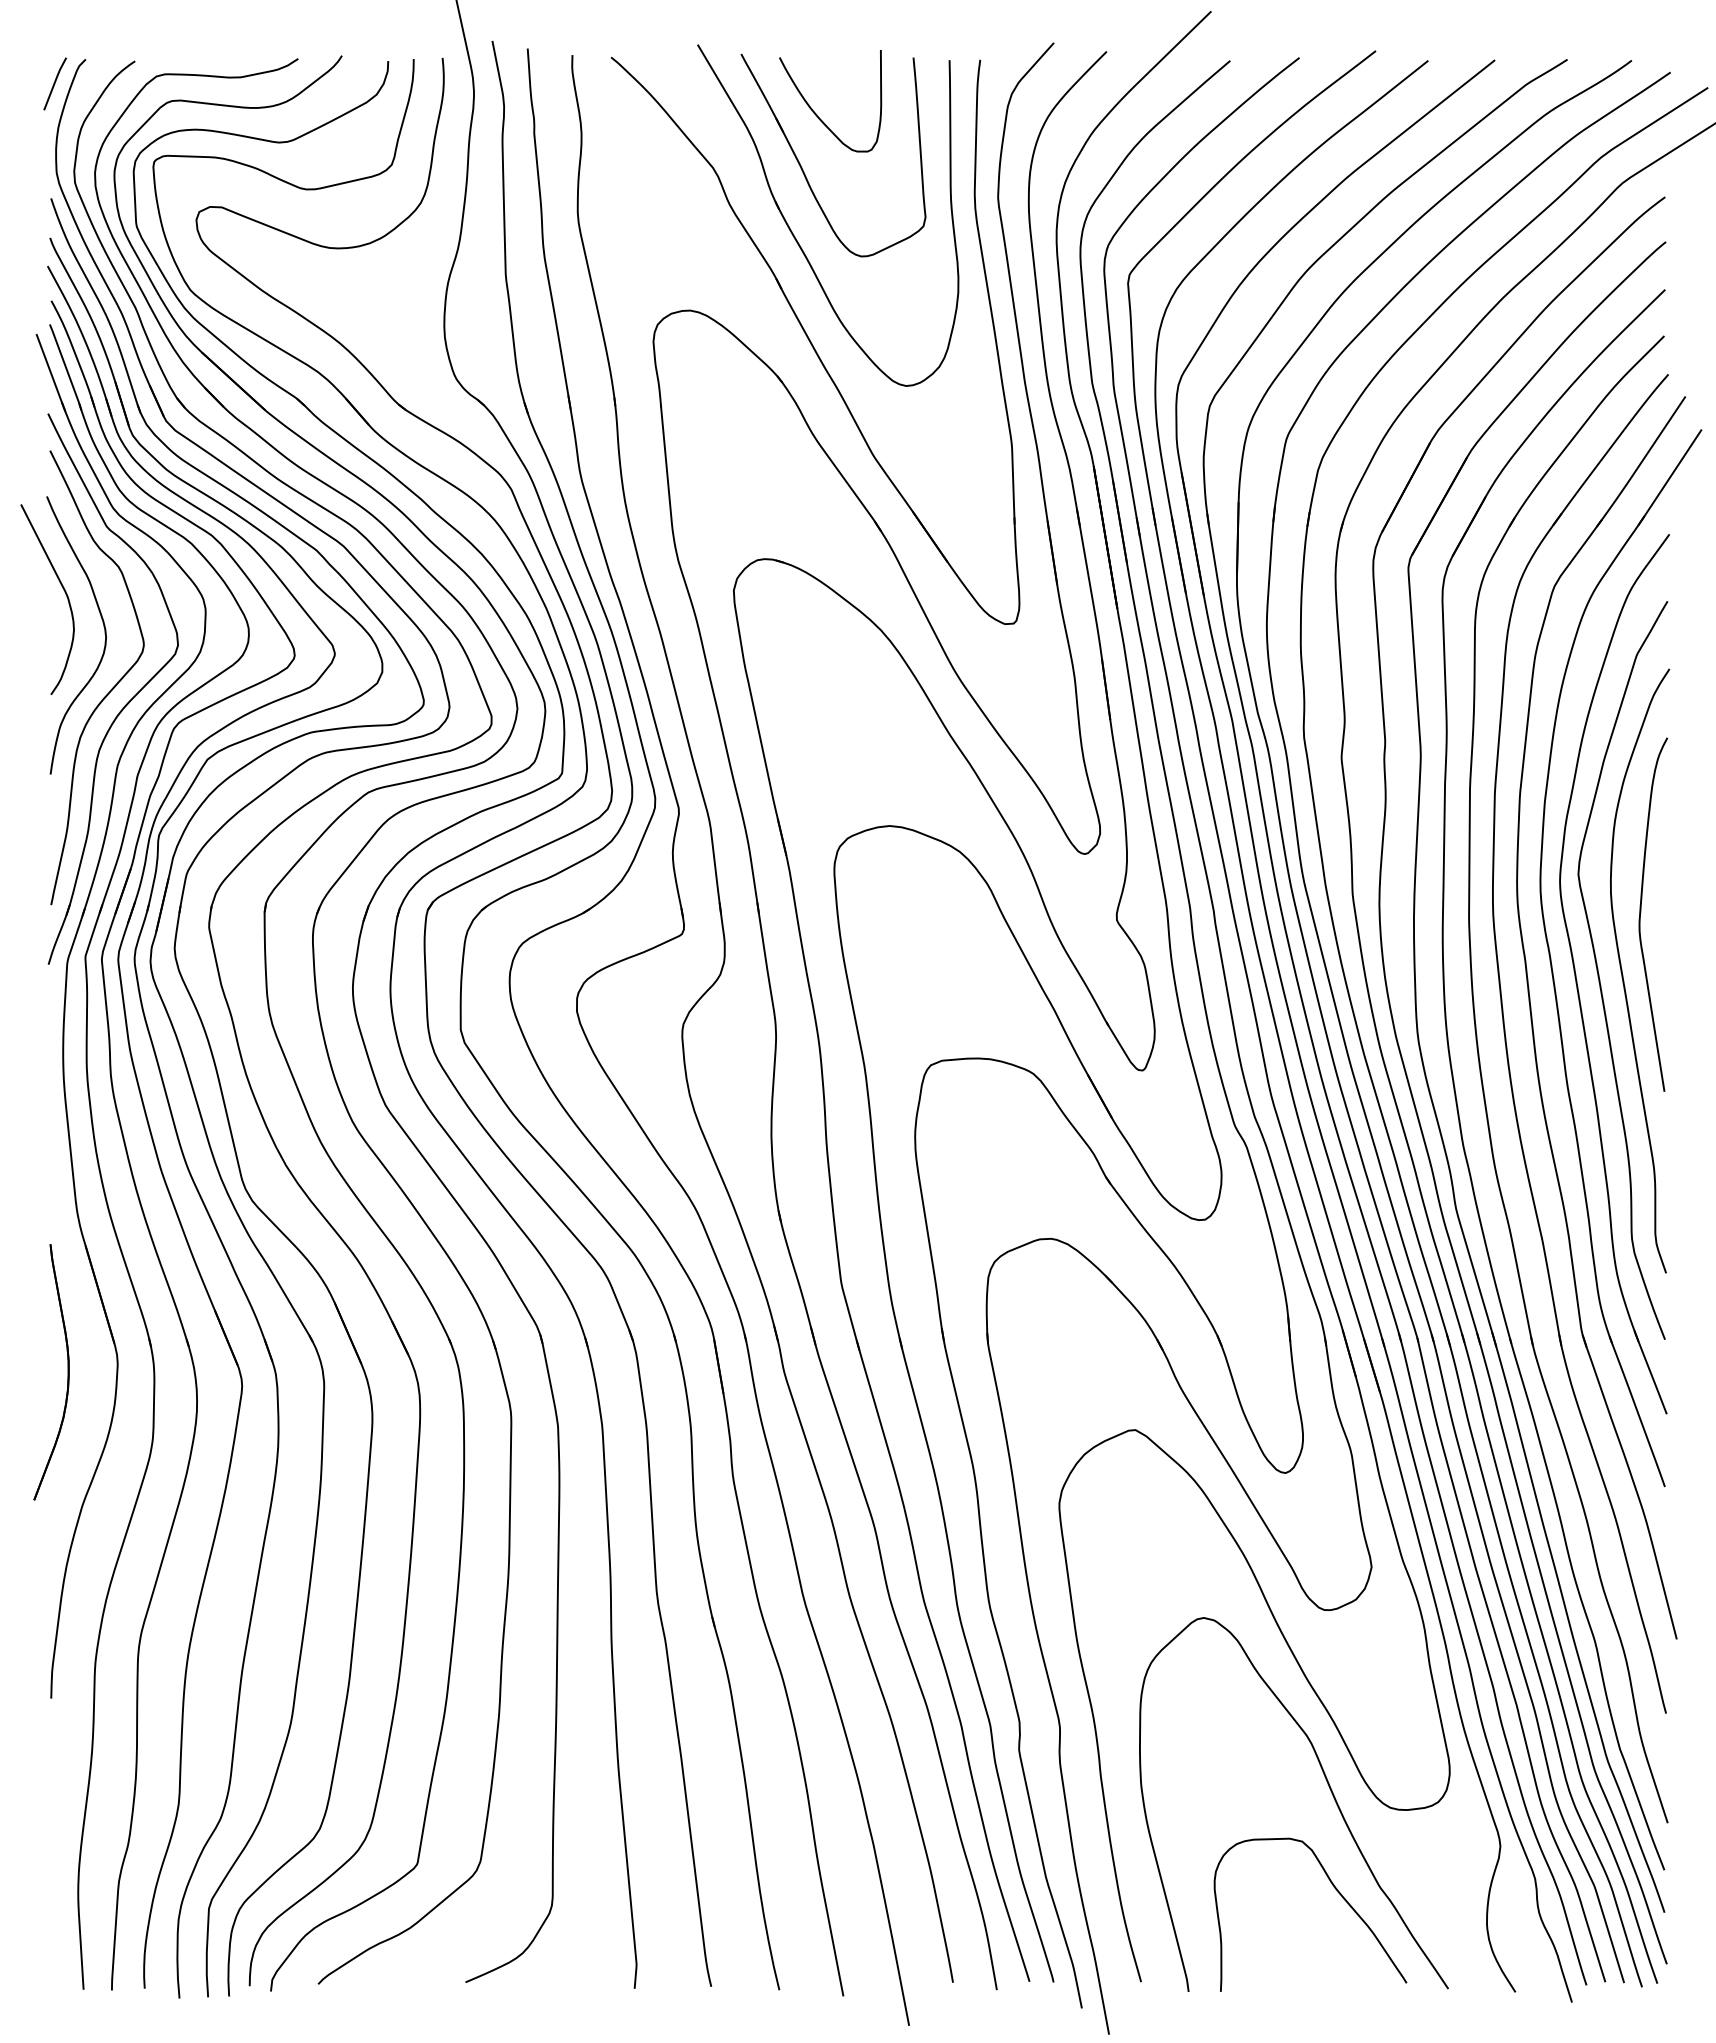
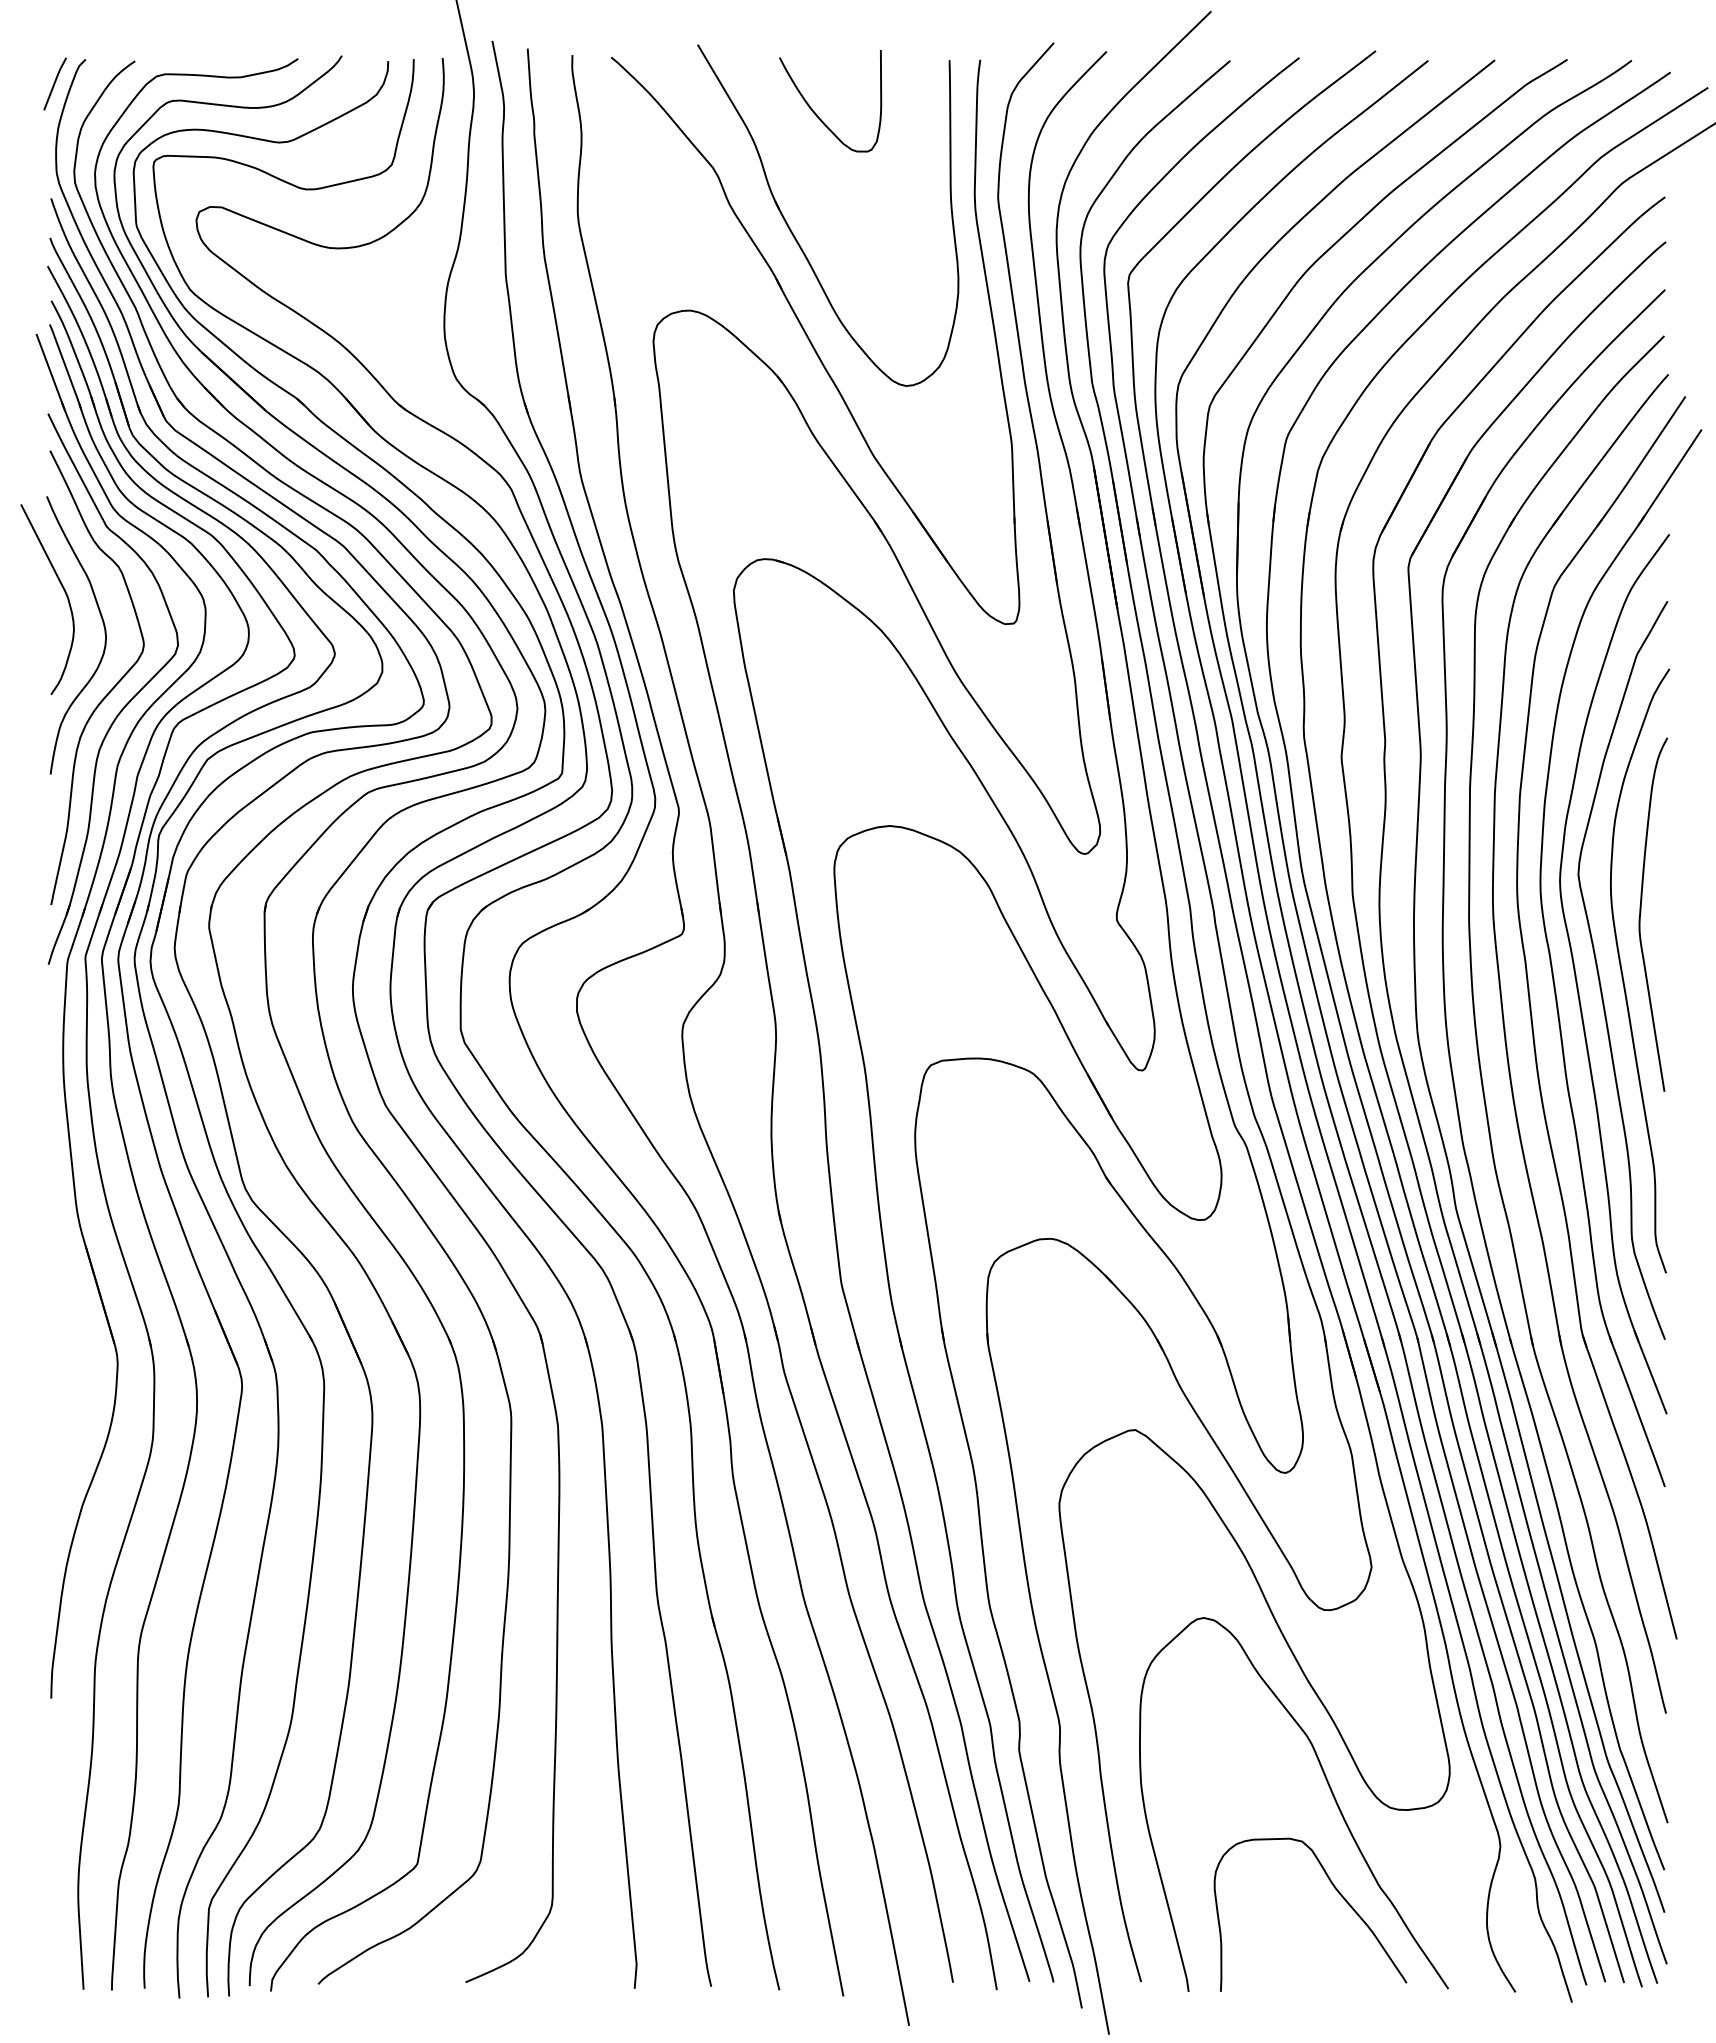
part: present -> none (803, 169)
part: present -> none (67, 1372)
